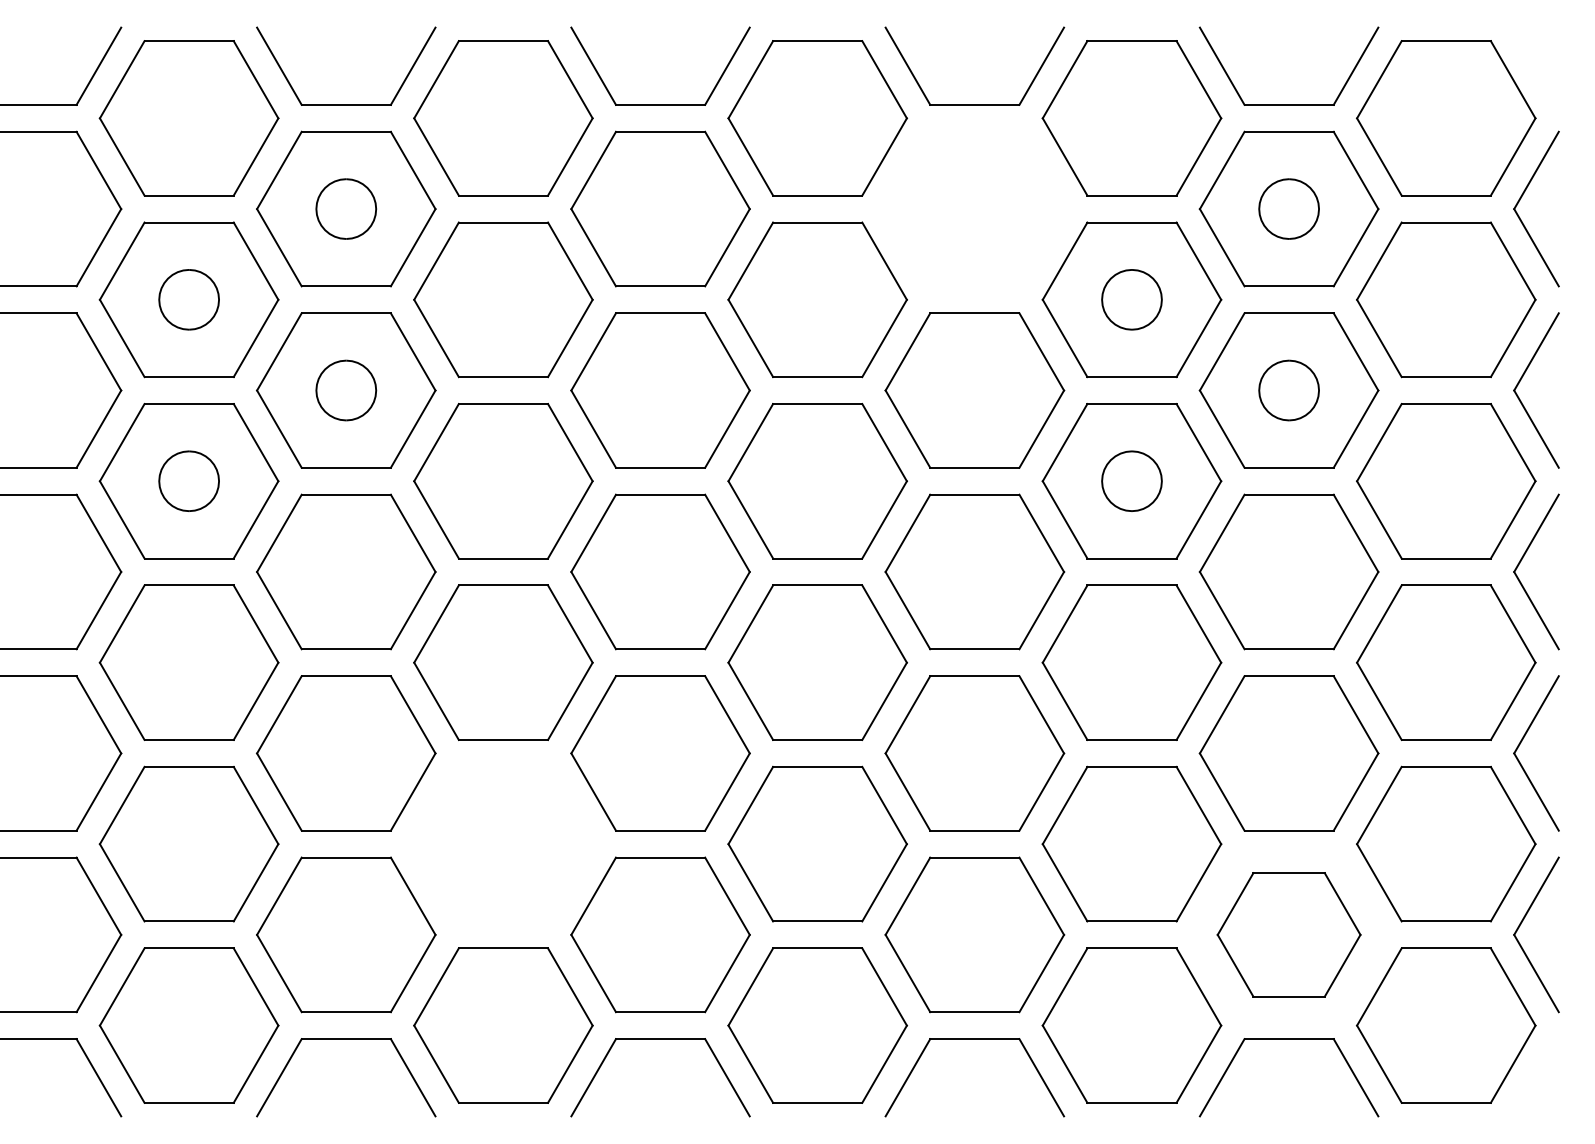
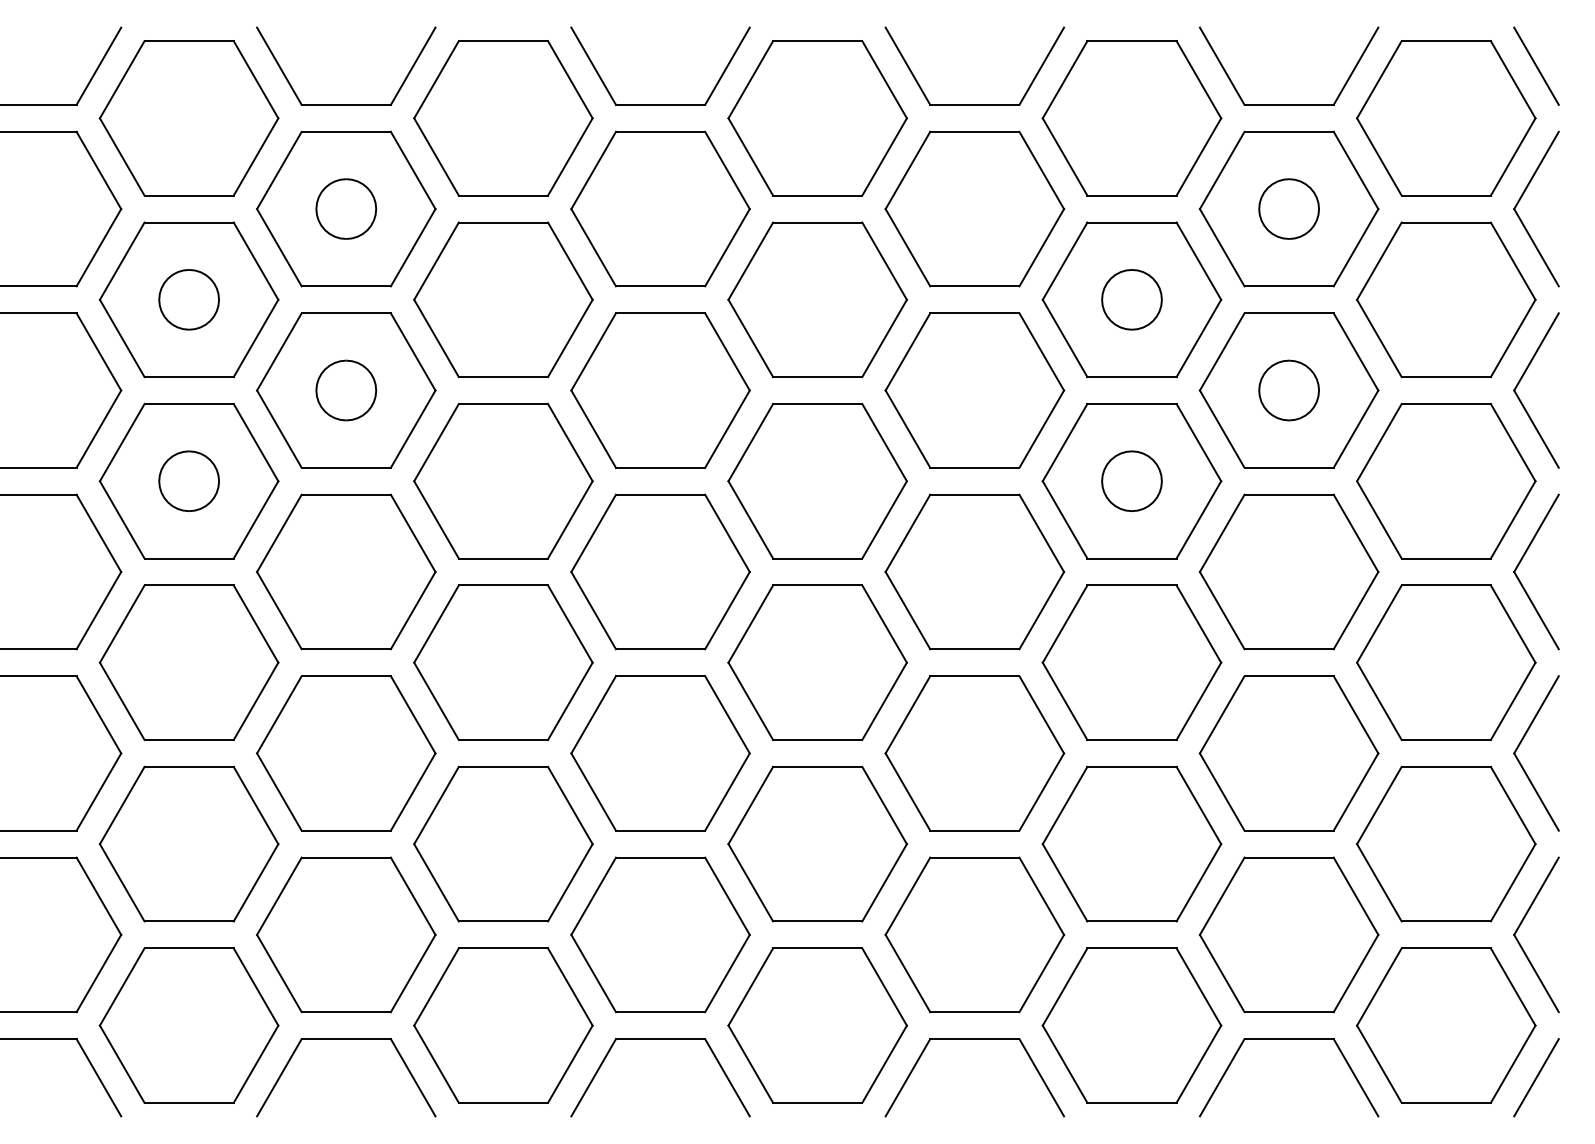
line: none -> present (1536, 65)
part: none -> present (974, 208)
part: none -> present (503, 843)
part size: 146x126 px -> 182x158 px (1288, 934)
line: none -> present (1536, 1077)
